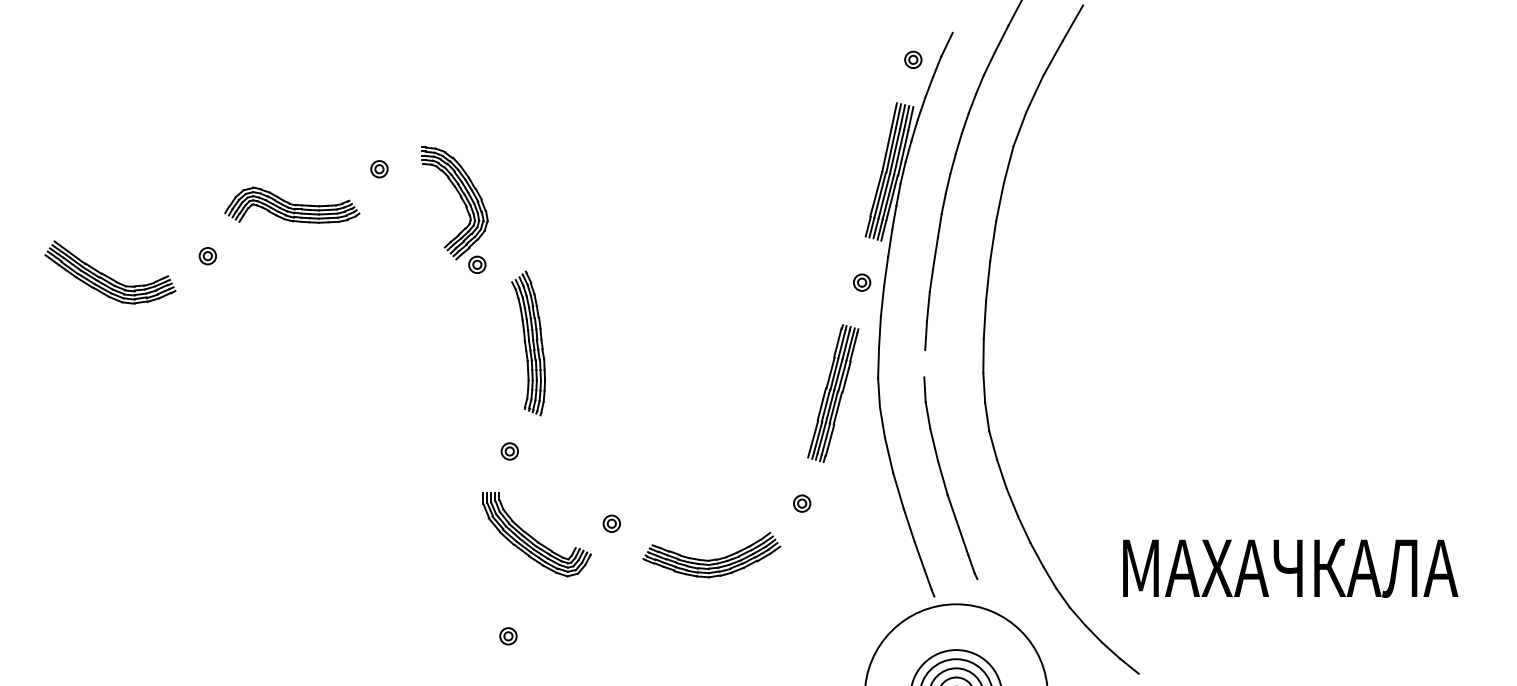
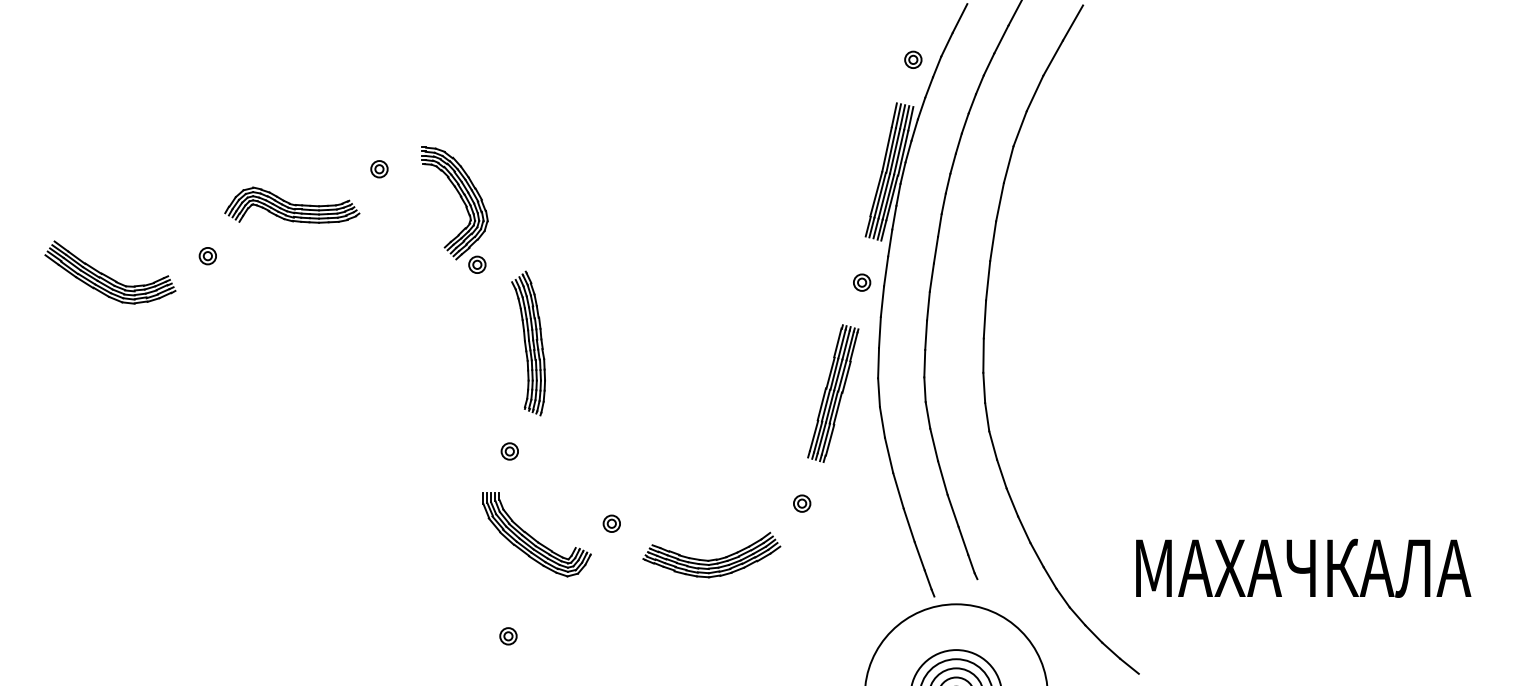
line: none -> present (959, 18)
line: none -> present (924, 363)
text position: (1290, 567) -> (1303, 567) (1303, 567)
